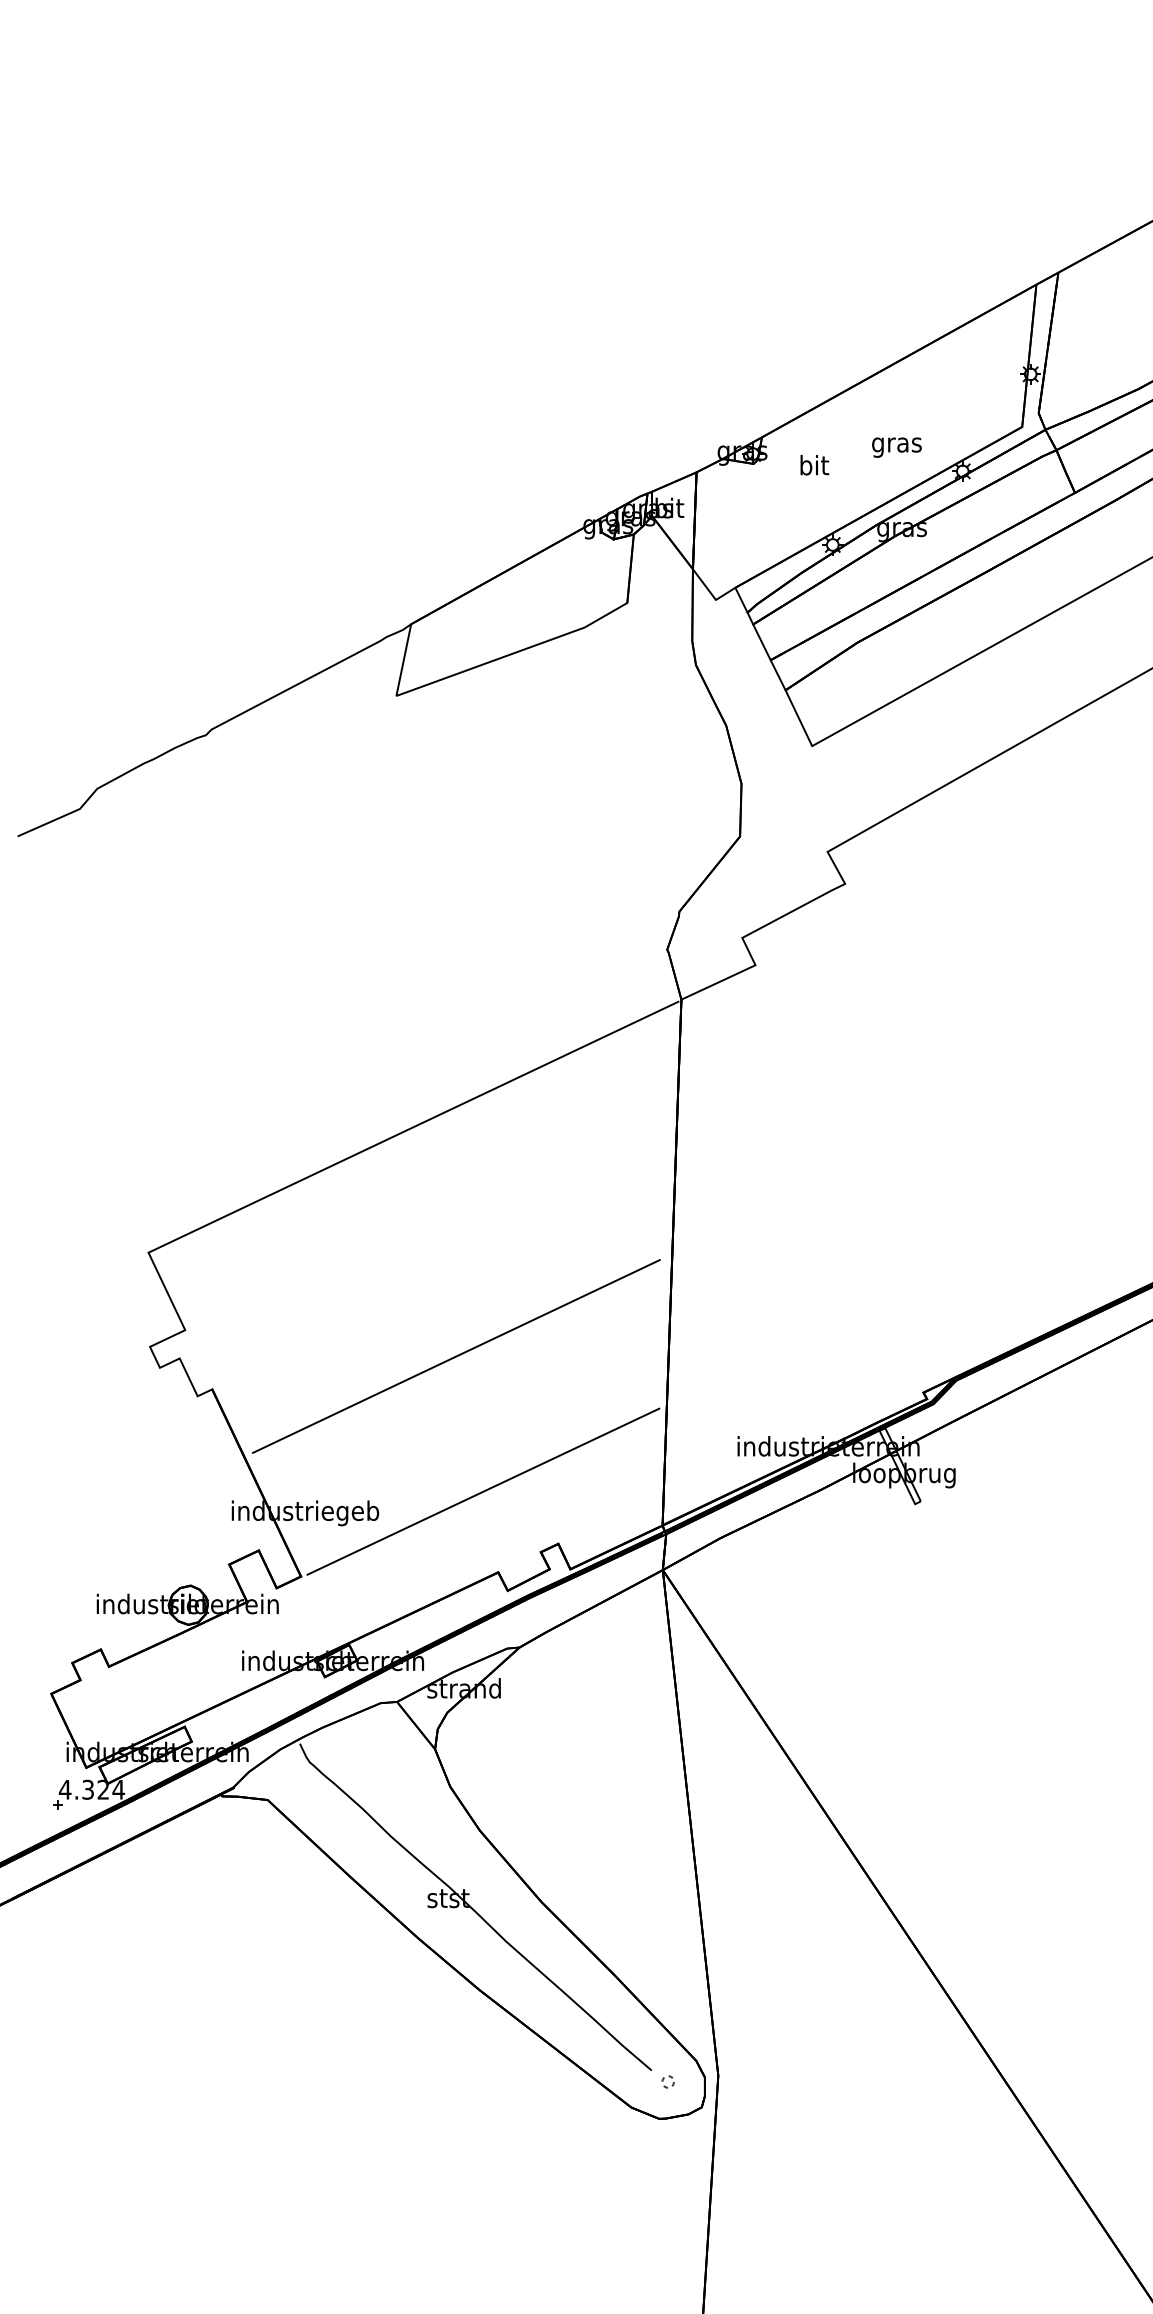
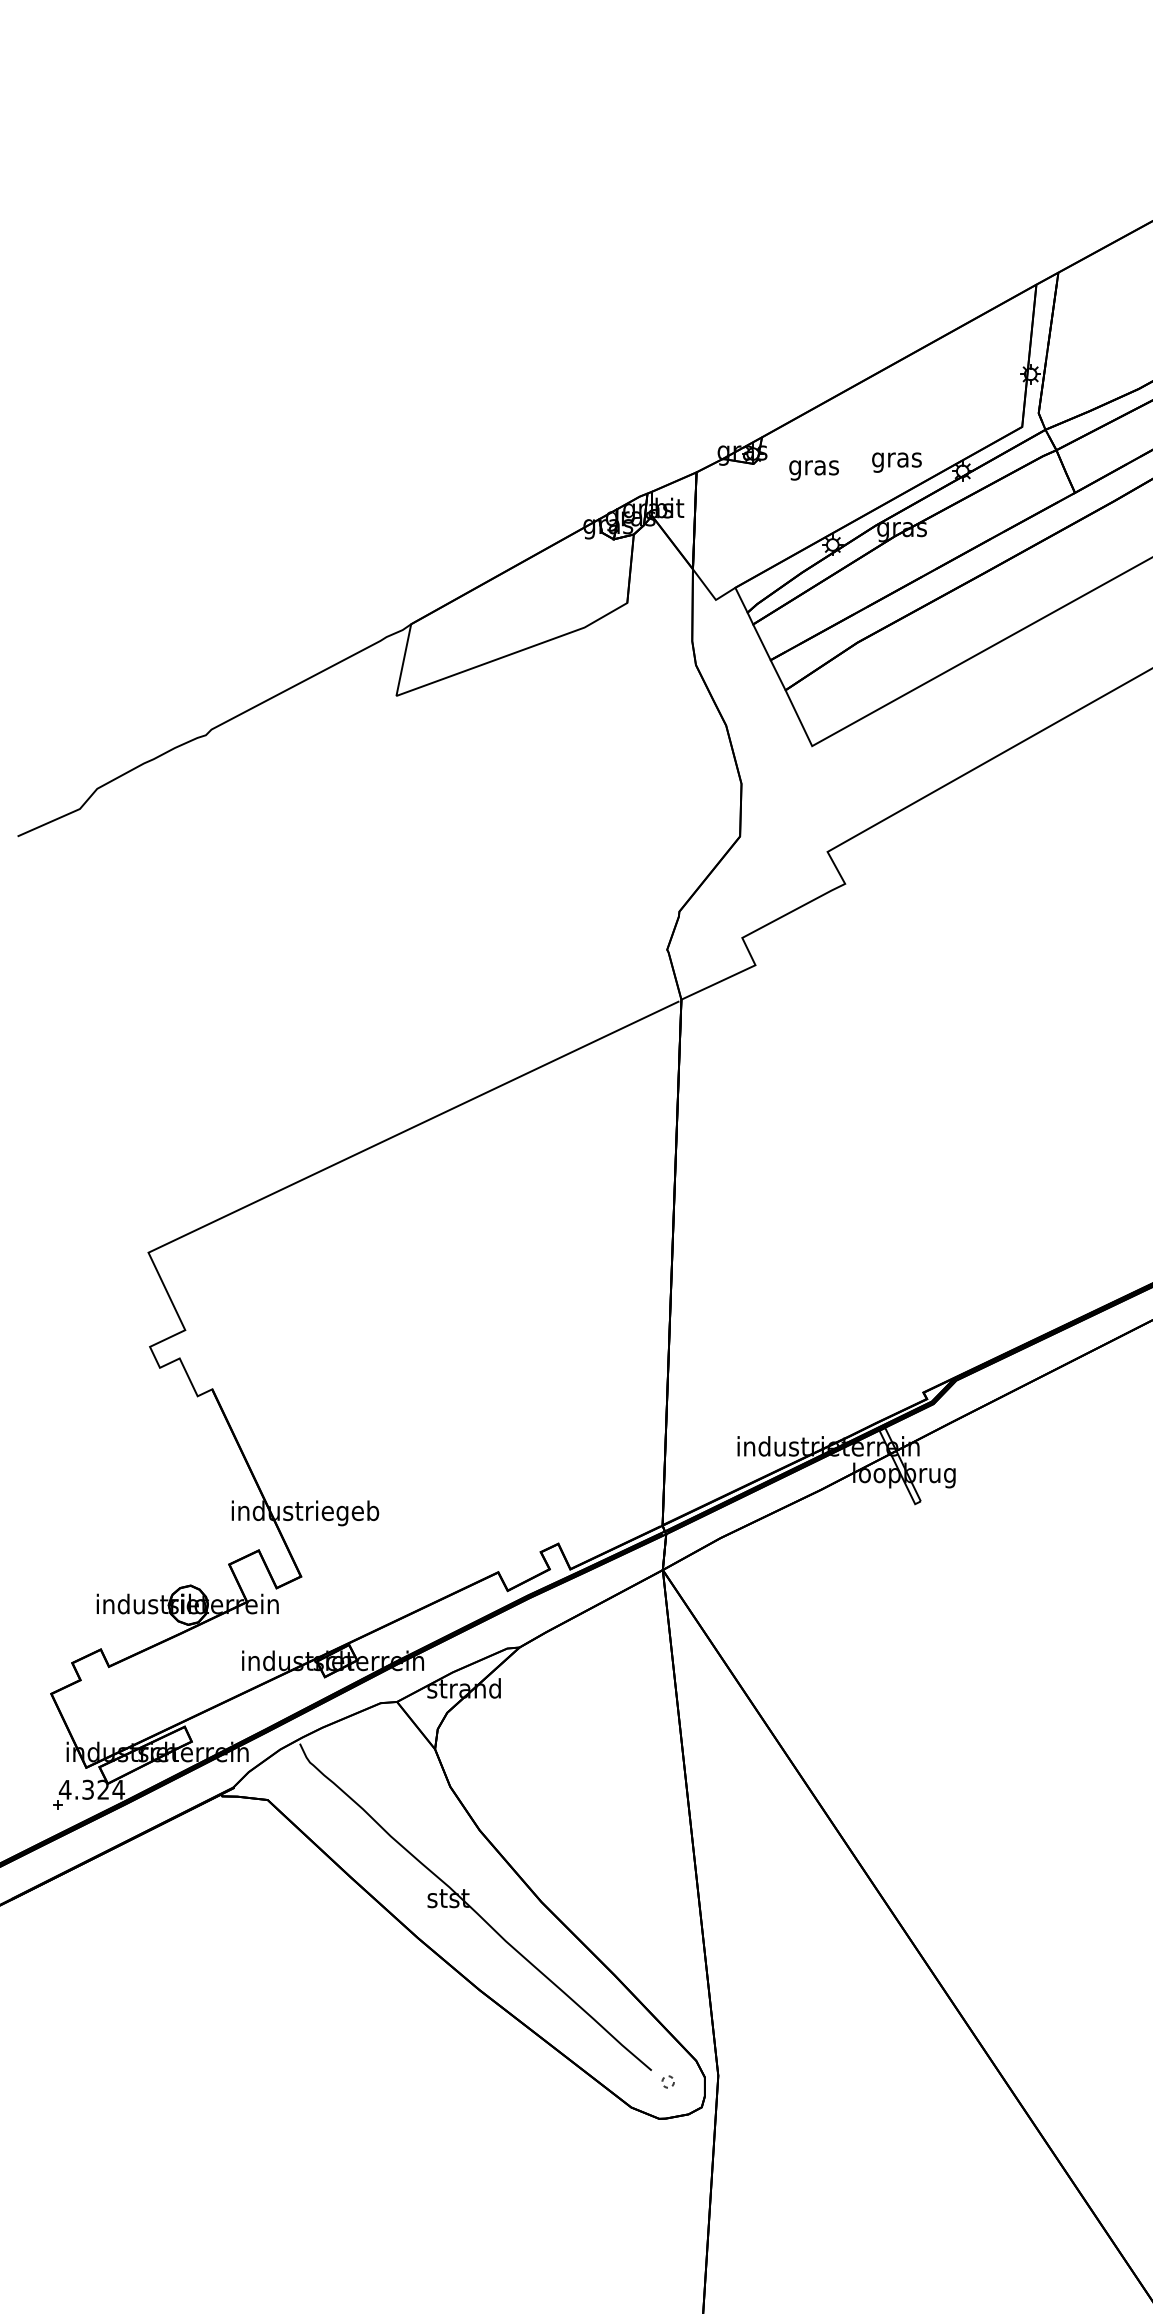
text position: (896, 447) -> (896, 462) (896, 462)
text: bit -> gras (813, 467)
line: present -> none (455, 1356)
line: present -> none (483, 1491)
